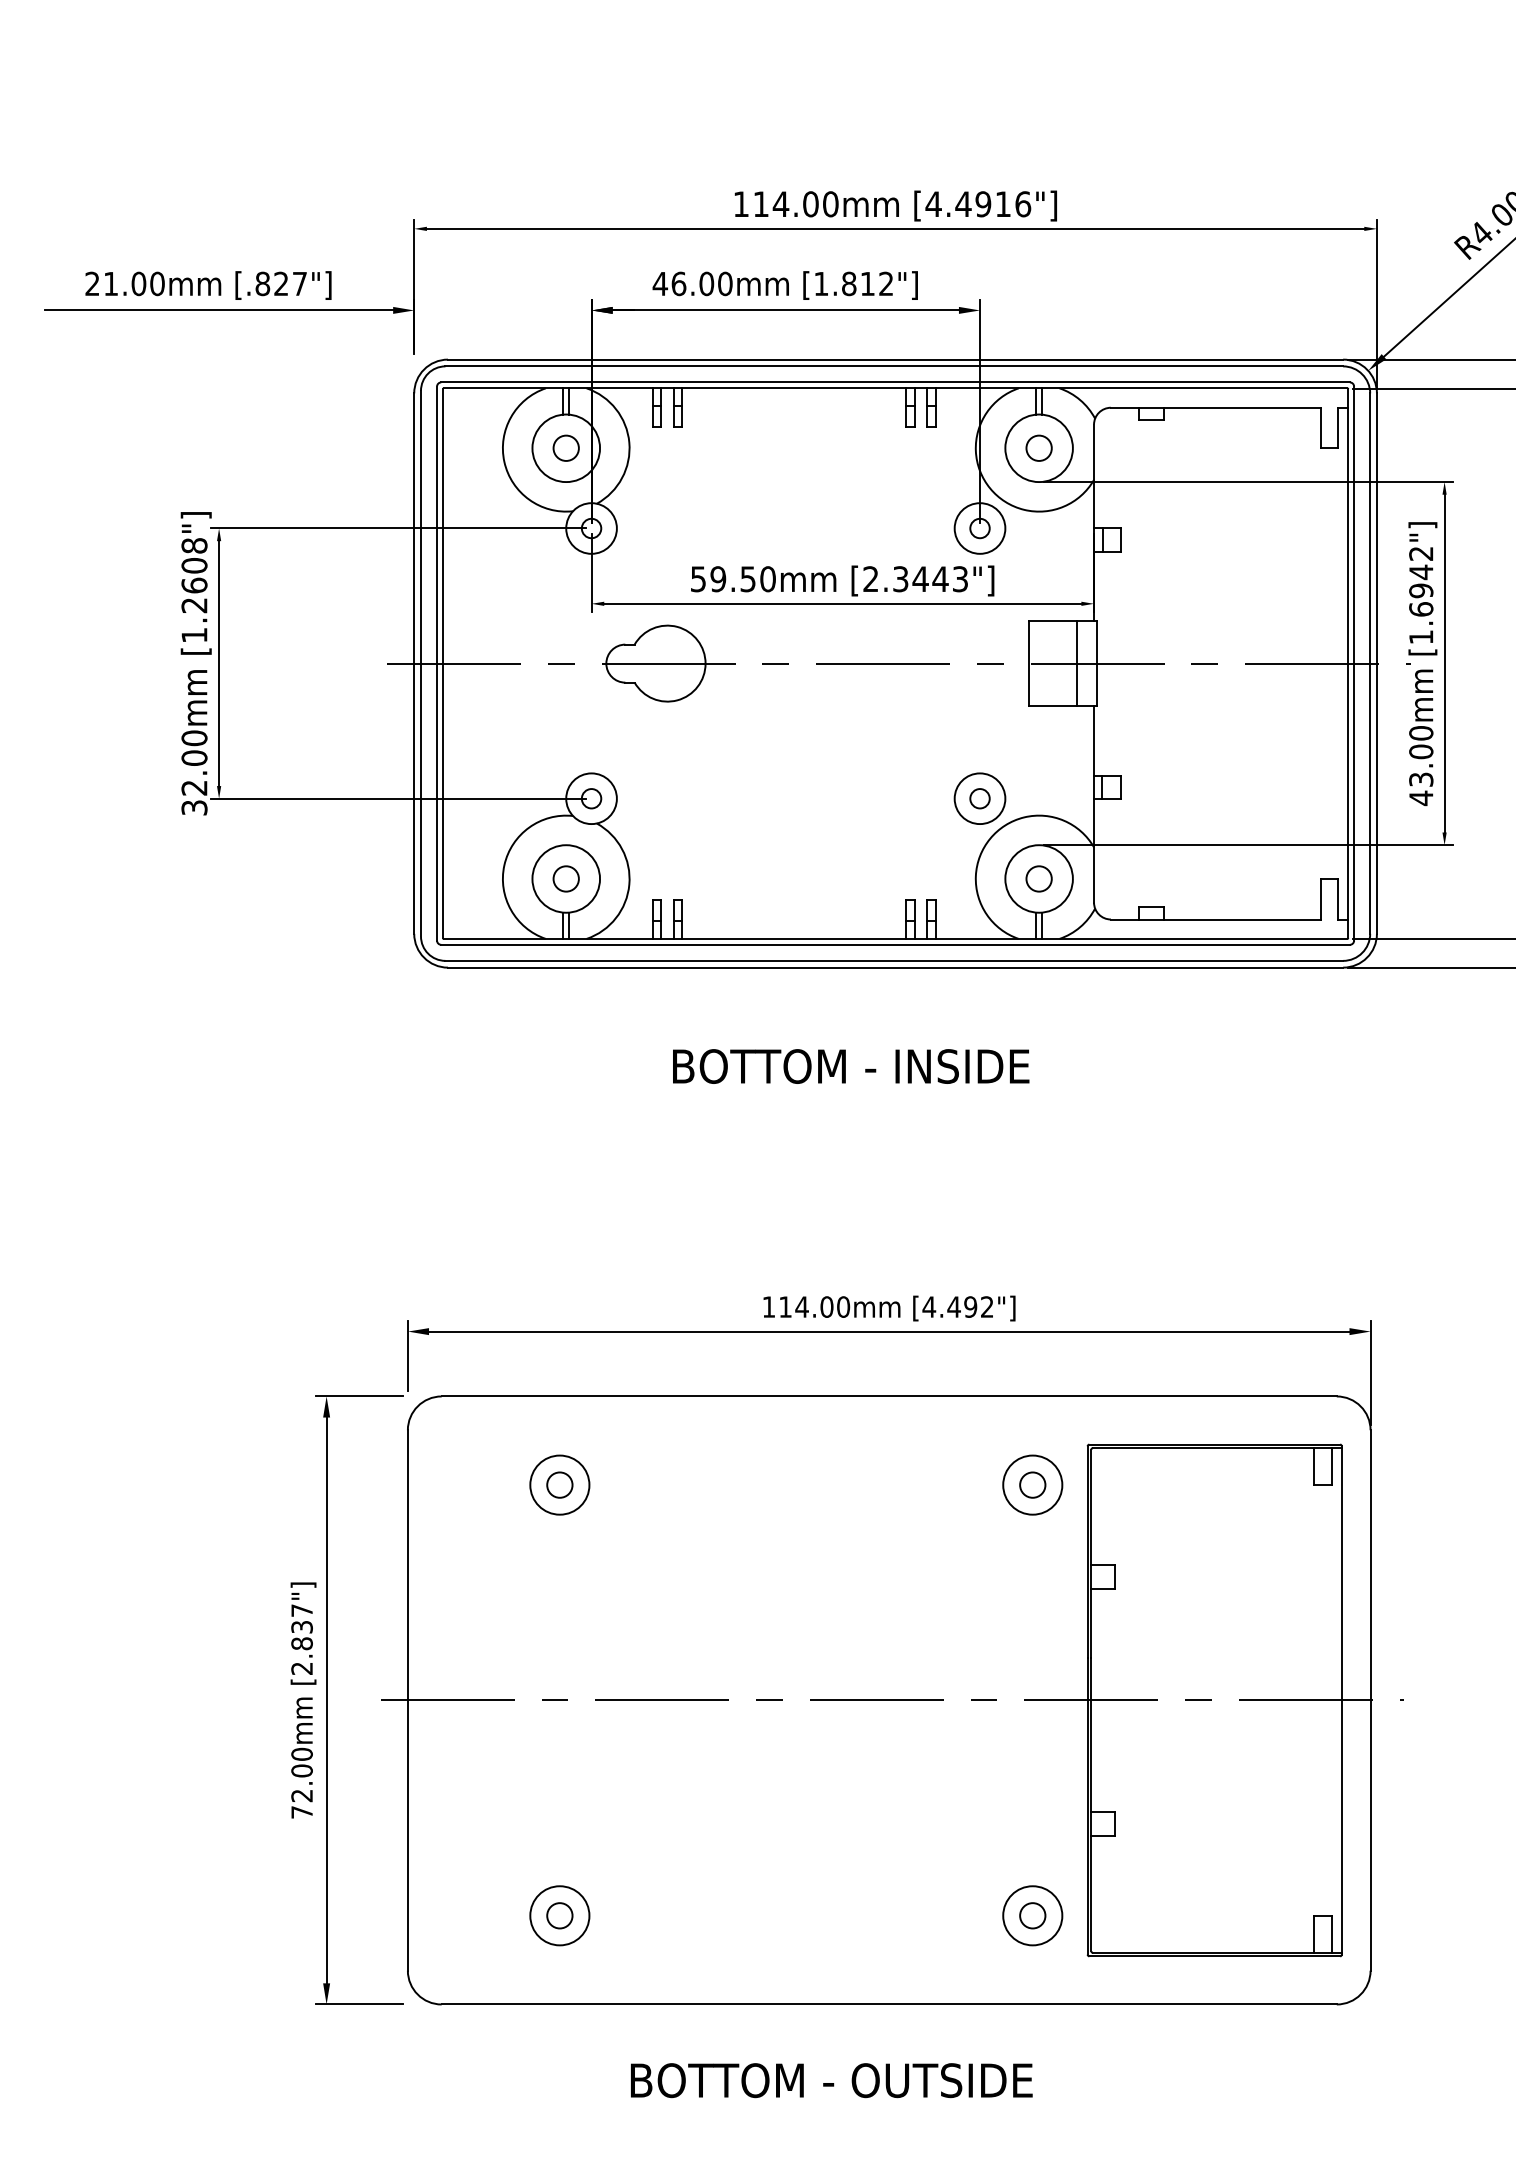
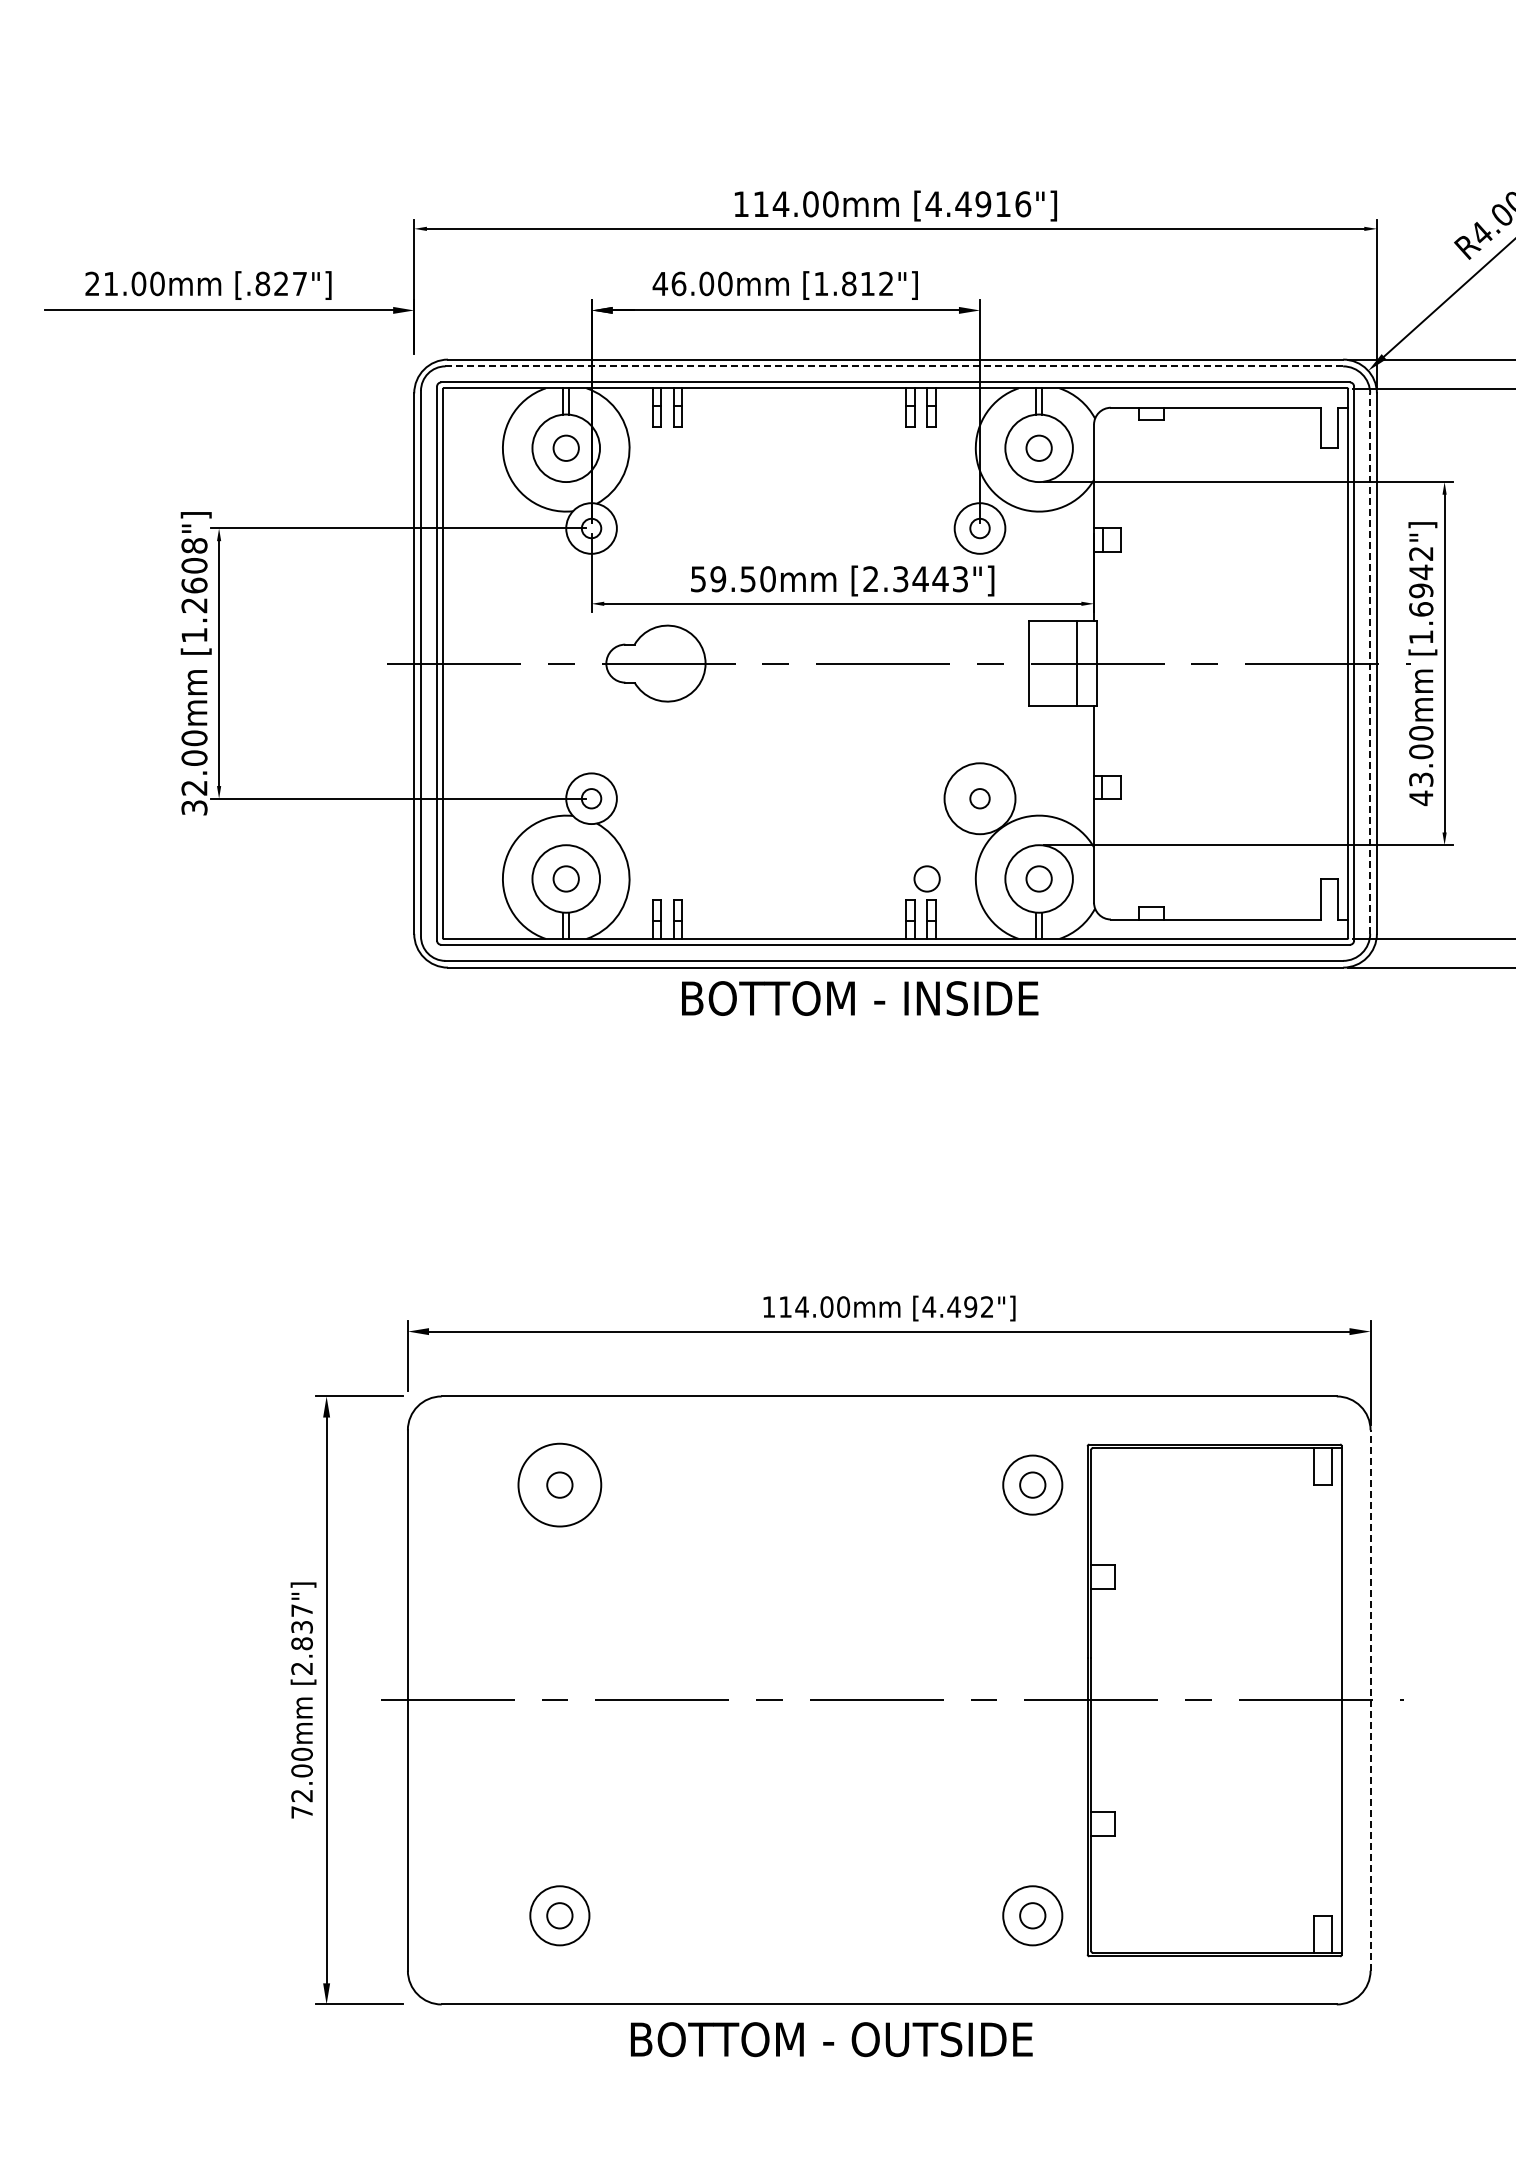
line: solid -> dashed (894, 366)
line: solid -> dashed (1370, 663)
circle diameter: 51 px -> 71 px (979, 798)
circle: none -> present (926, 878)
text position: (851, 1066) -> (860, 998) (860, 998)
circle diameter: 59 px -> 83 px (559, 1484)
line: solid -> dashed (1370, 1699)
text position: (831, 2080) -> (831, 2039) (831, 2039)
